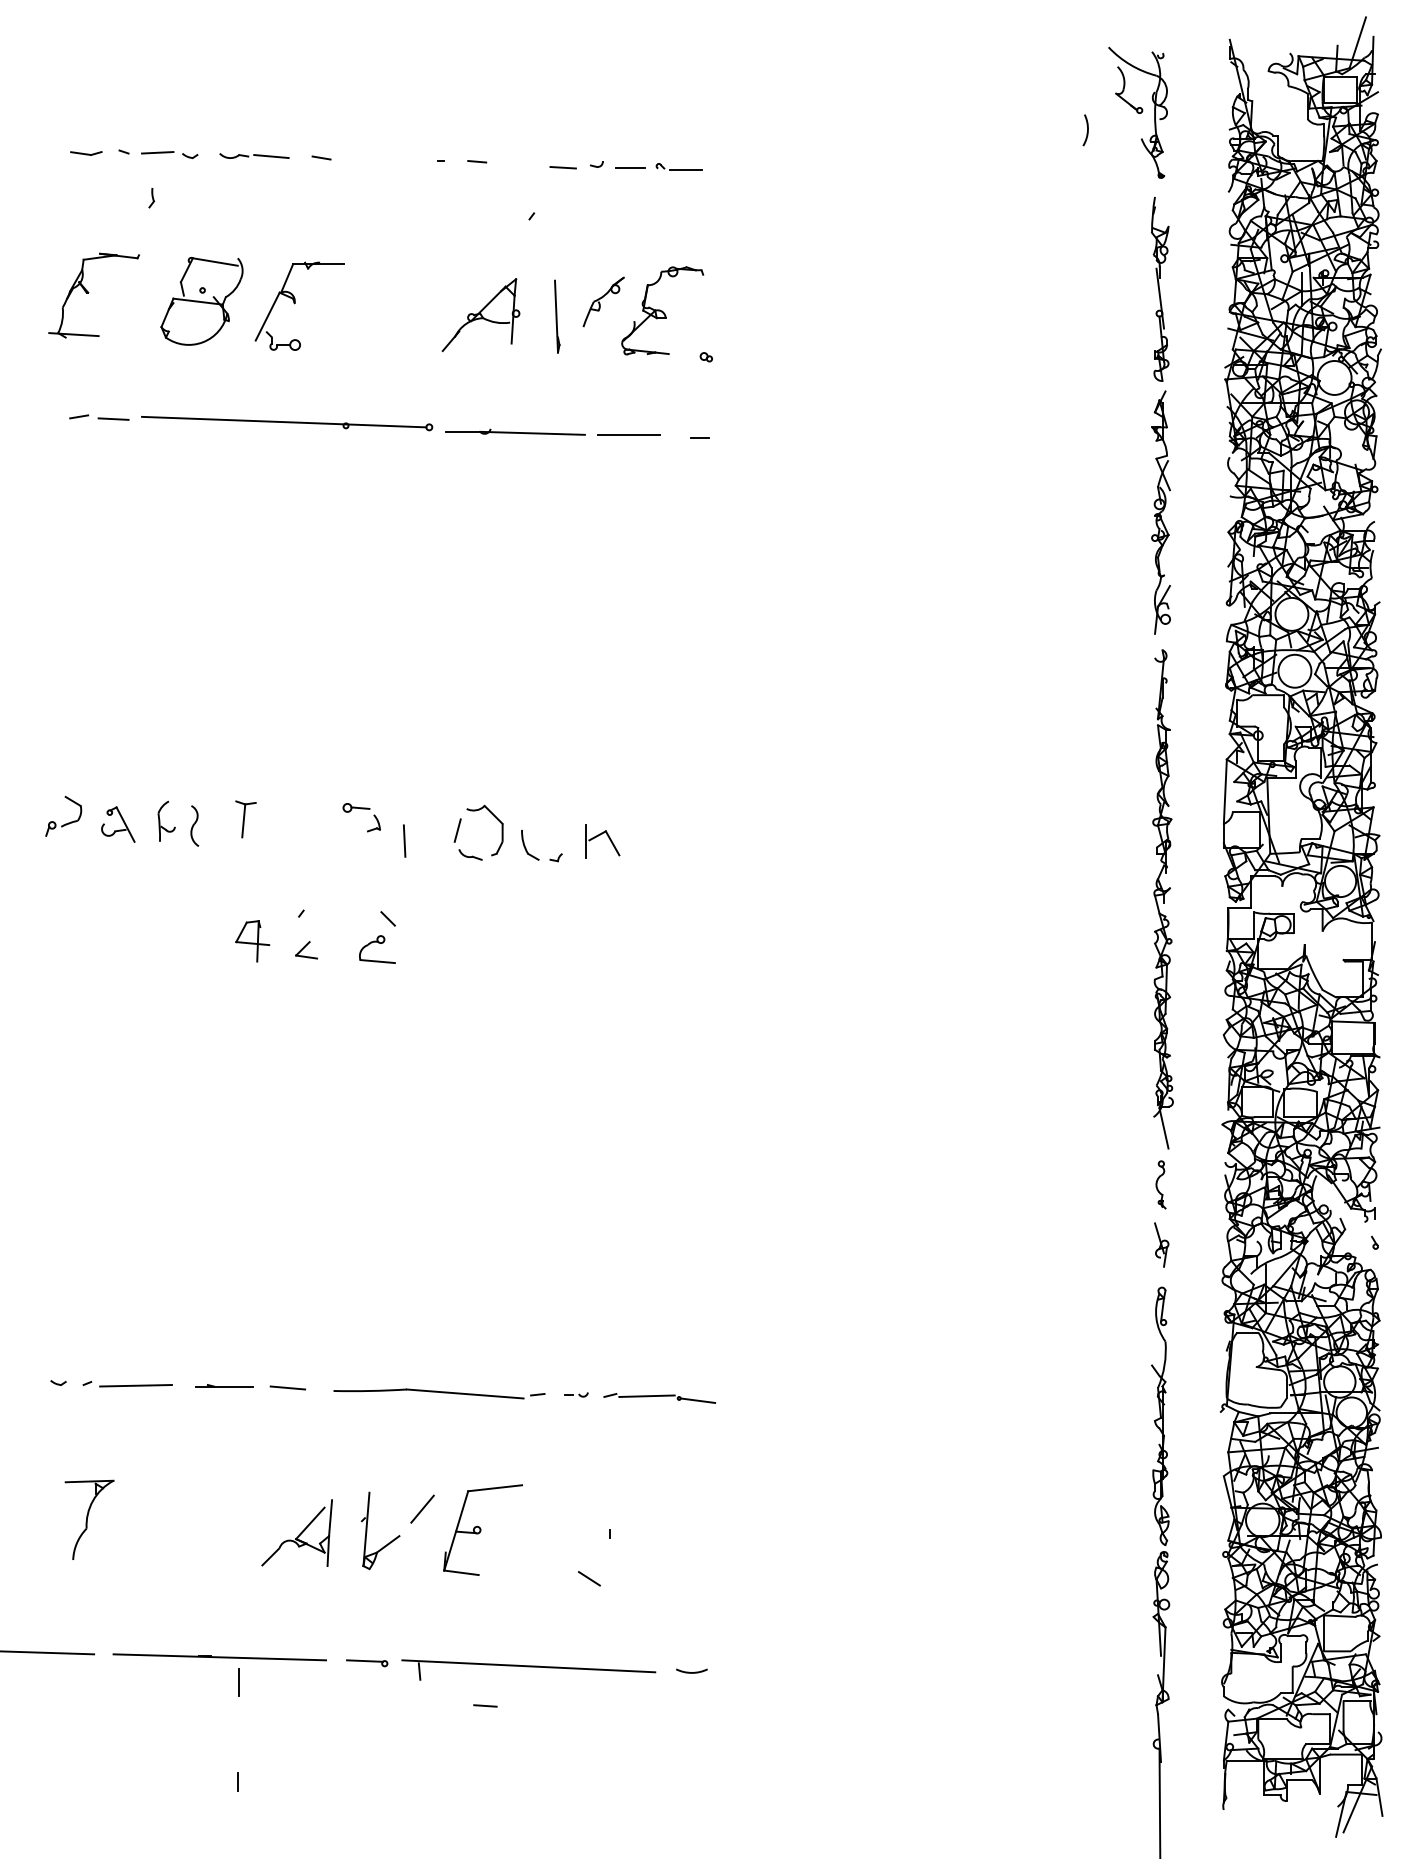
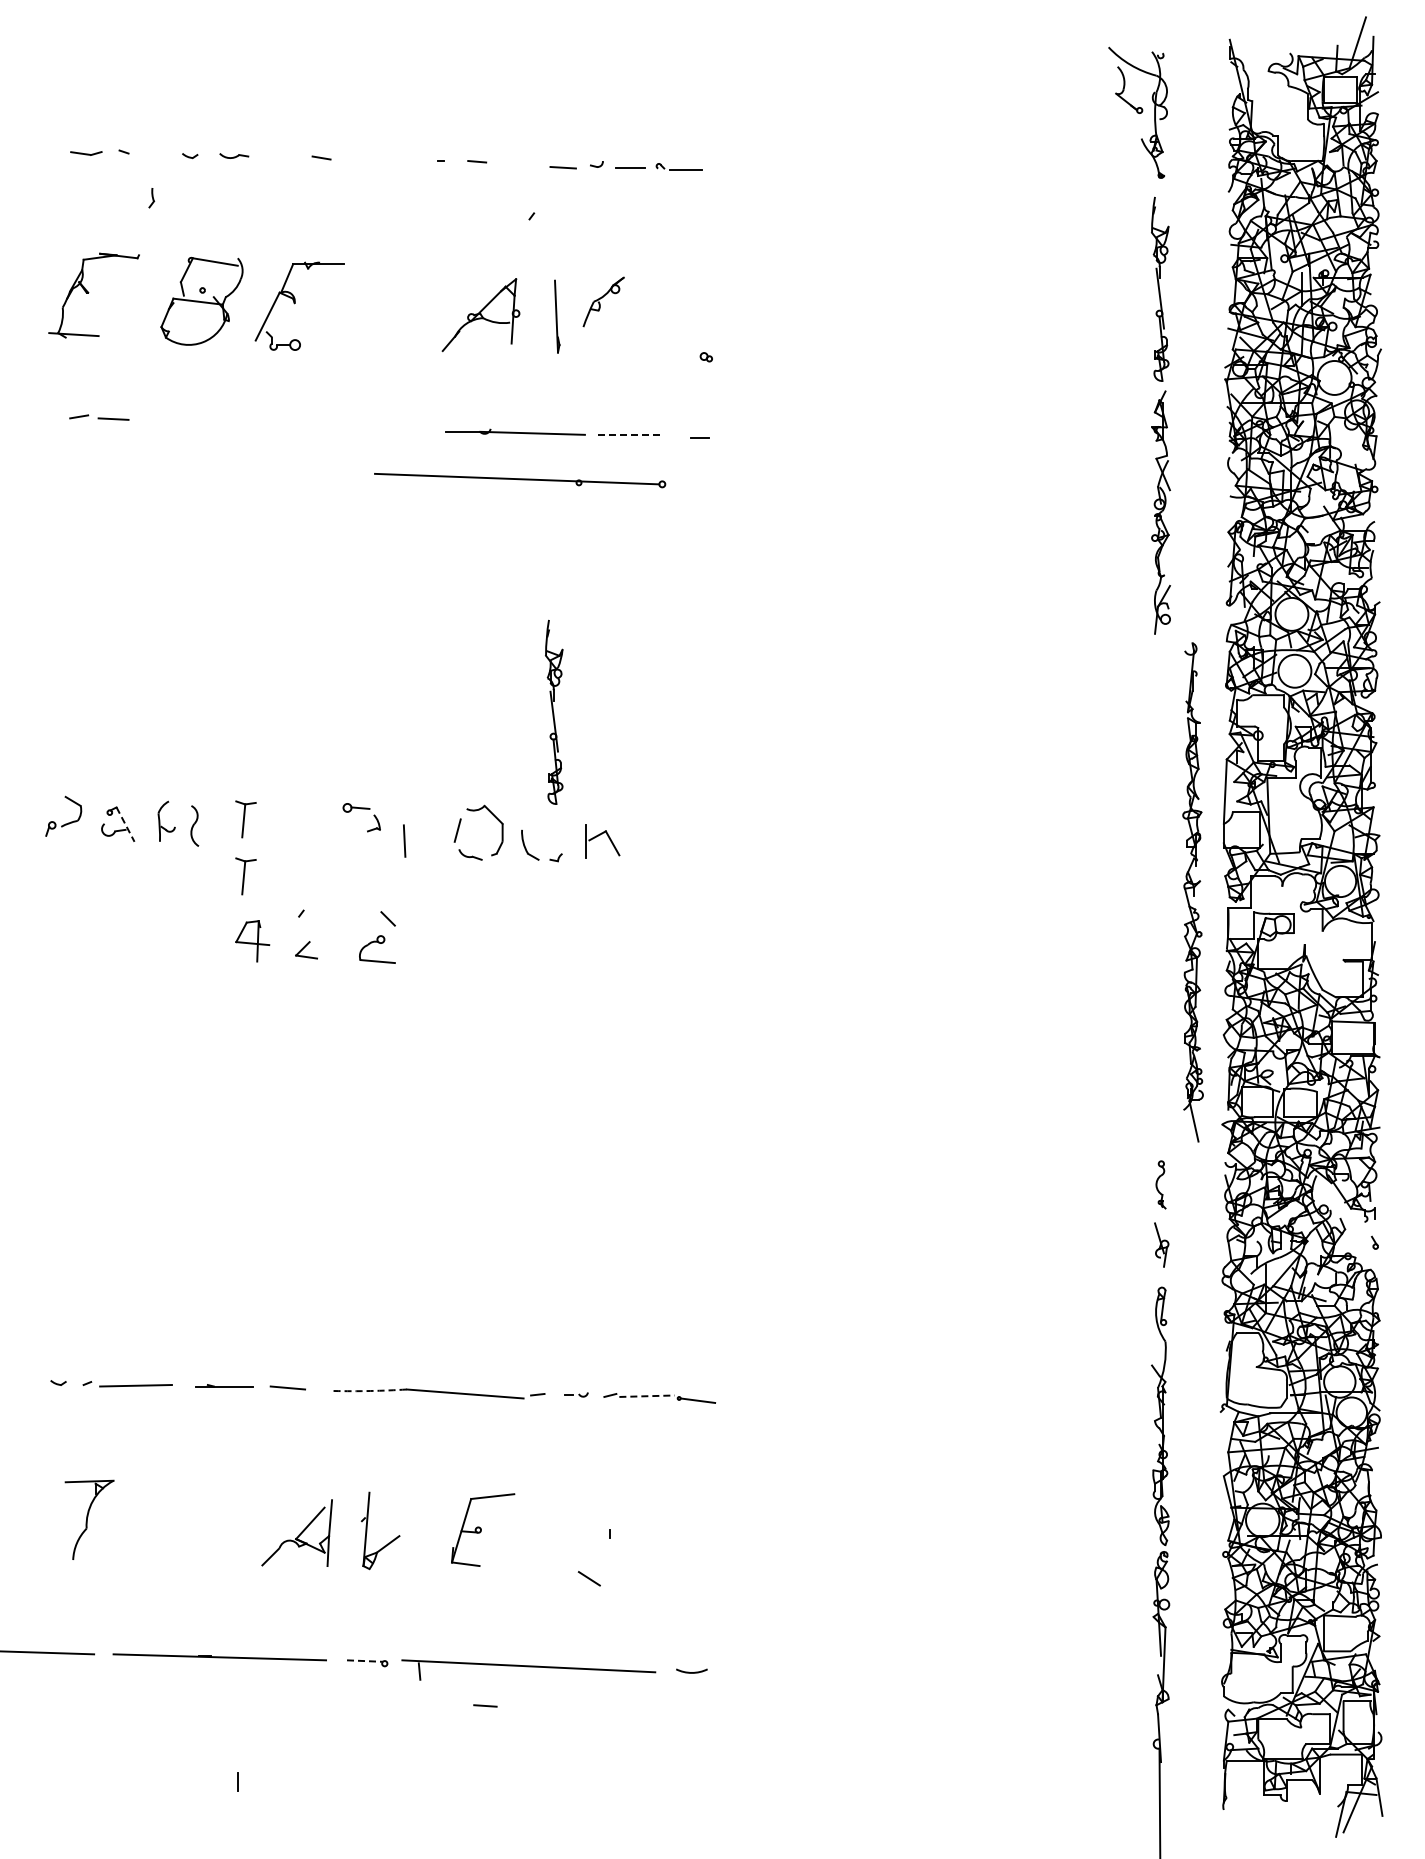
arc: present -> none (1087, 130)
line: present -> none (157, 152)
line: present -> none (271, 156)
part: present -> none (662, 310)
part position: (287, 423) -> (520, 480) (520, 480)
line: solid -> dashed (629, 434)
part: none -> present (554, 711)
line: solid -> dashed (125, 825)
part: none -> present (245, 876)
part position: (1162, 899) -> (1192, 892) (1192, 892)
arc: solid -> dashed (370, 1391)
line: solid -> dashed (647, 1396)
line: present -> none (422, 1508)
part size: 80x92 px -> 65x74 px (483, 1529)
line: solid -> dashed (364, 1661)
line: present -> none (239, 1682)
